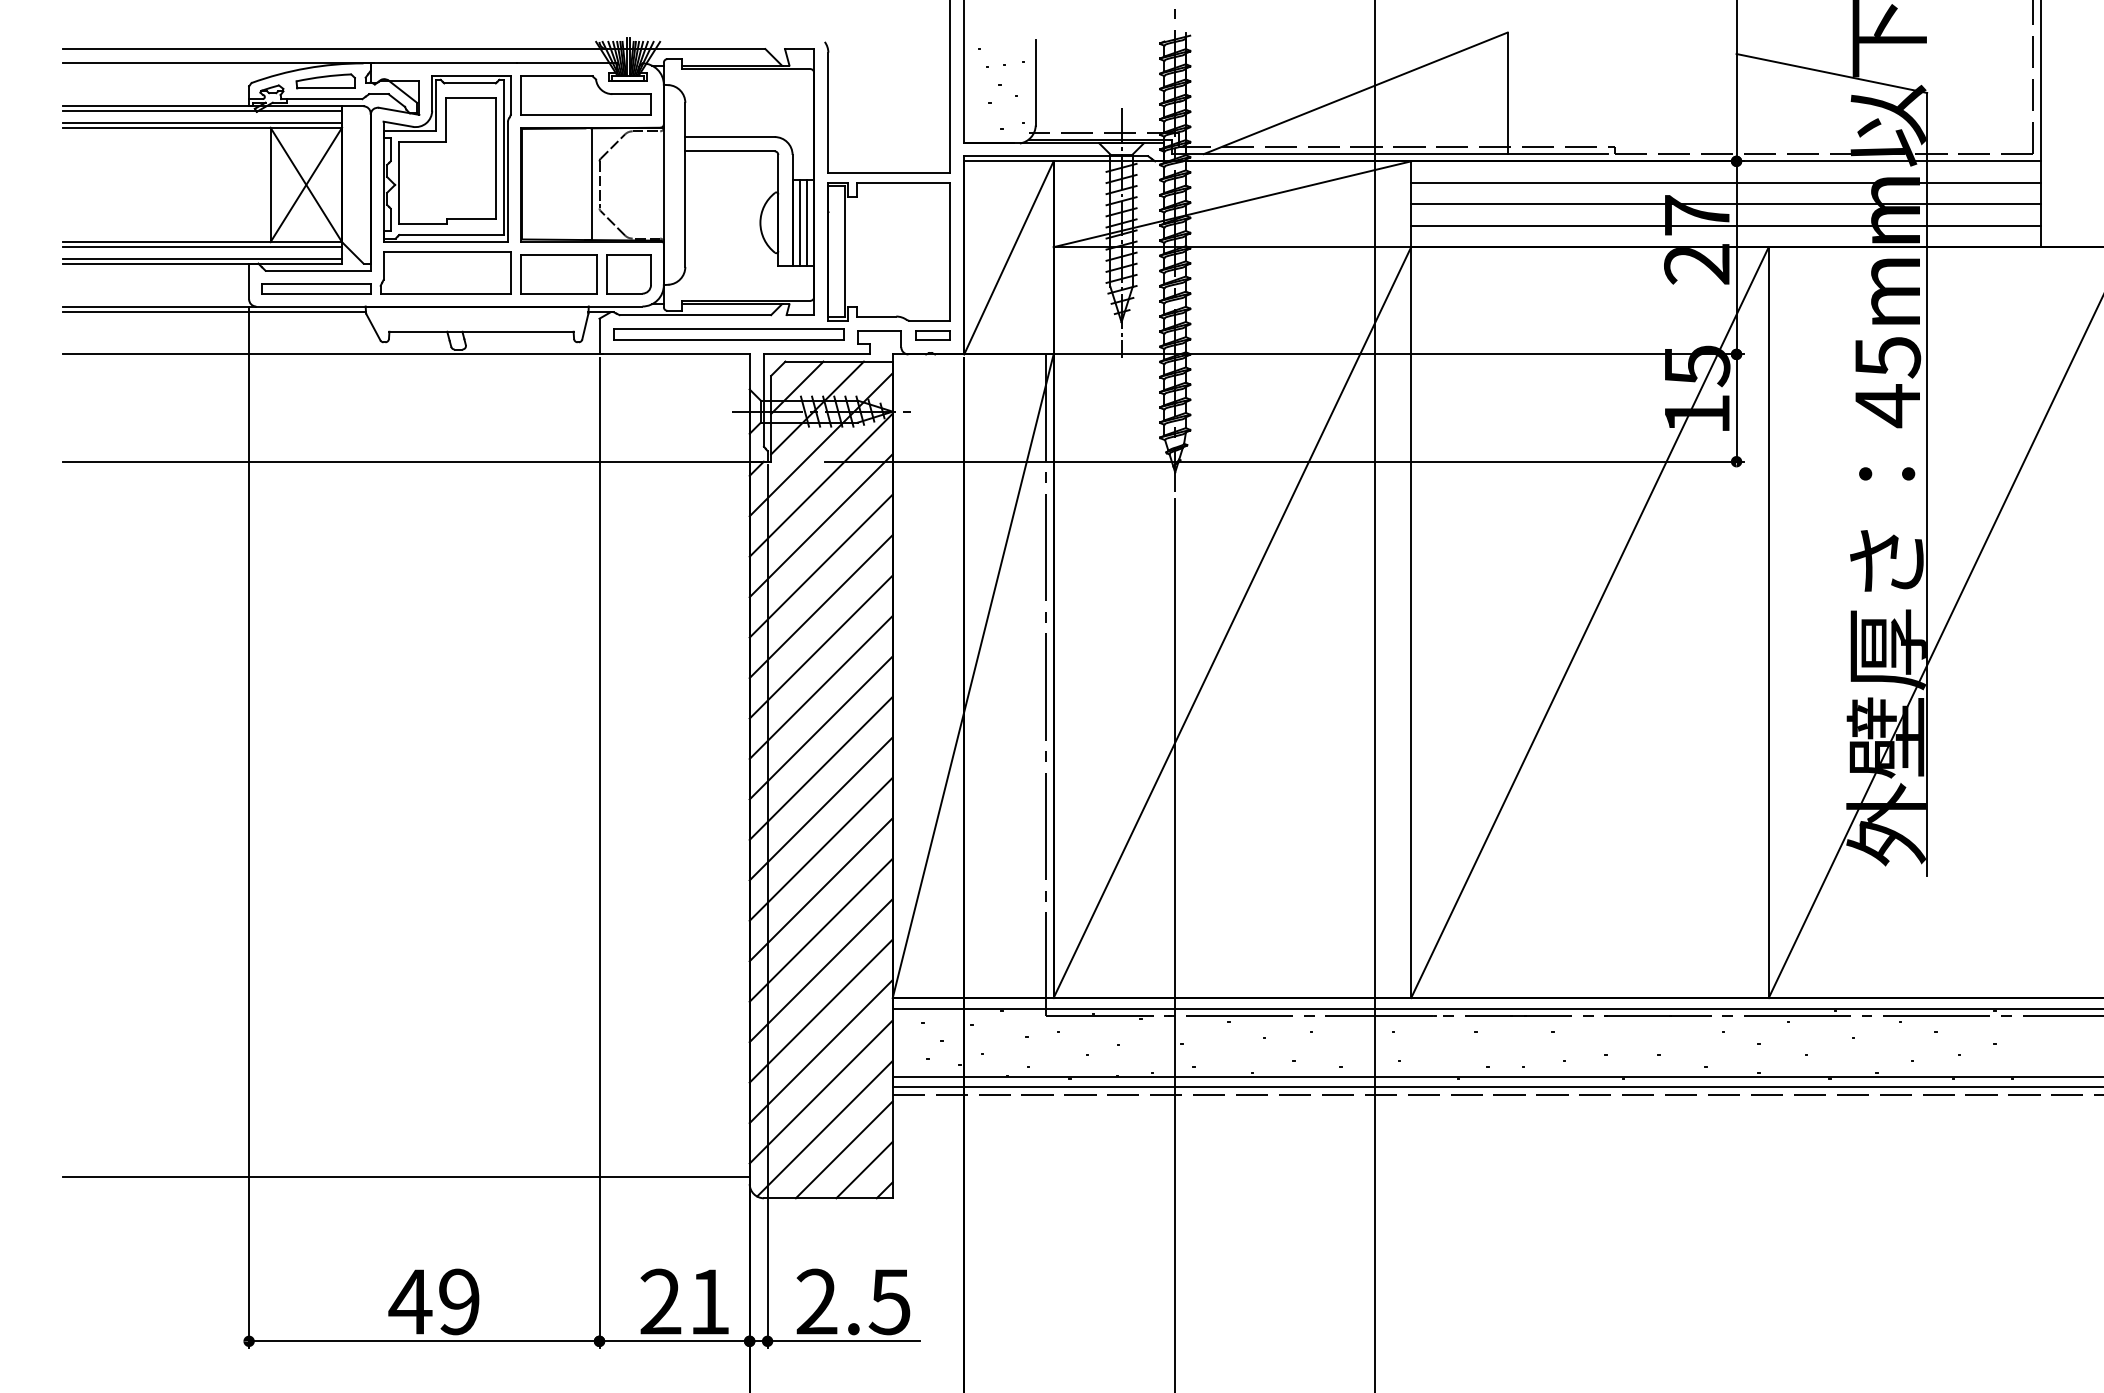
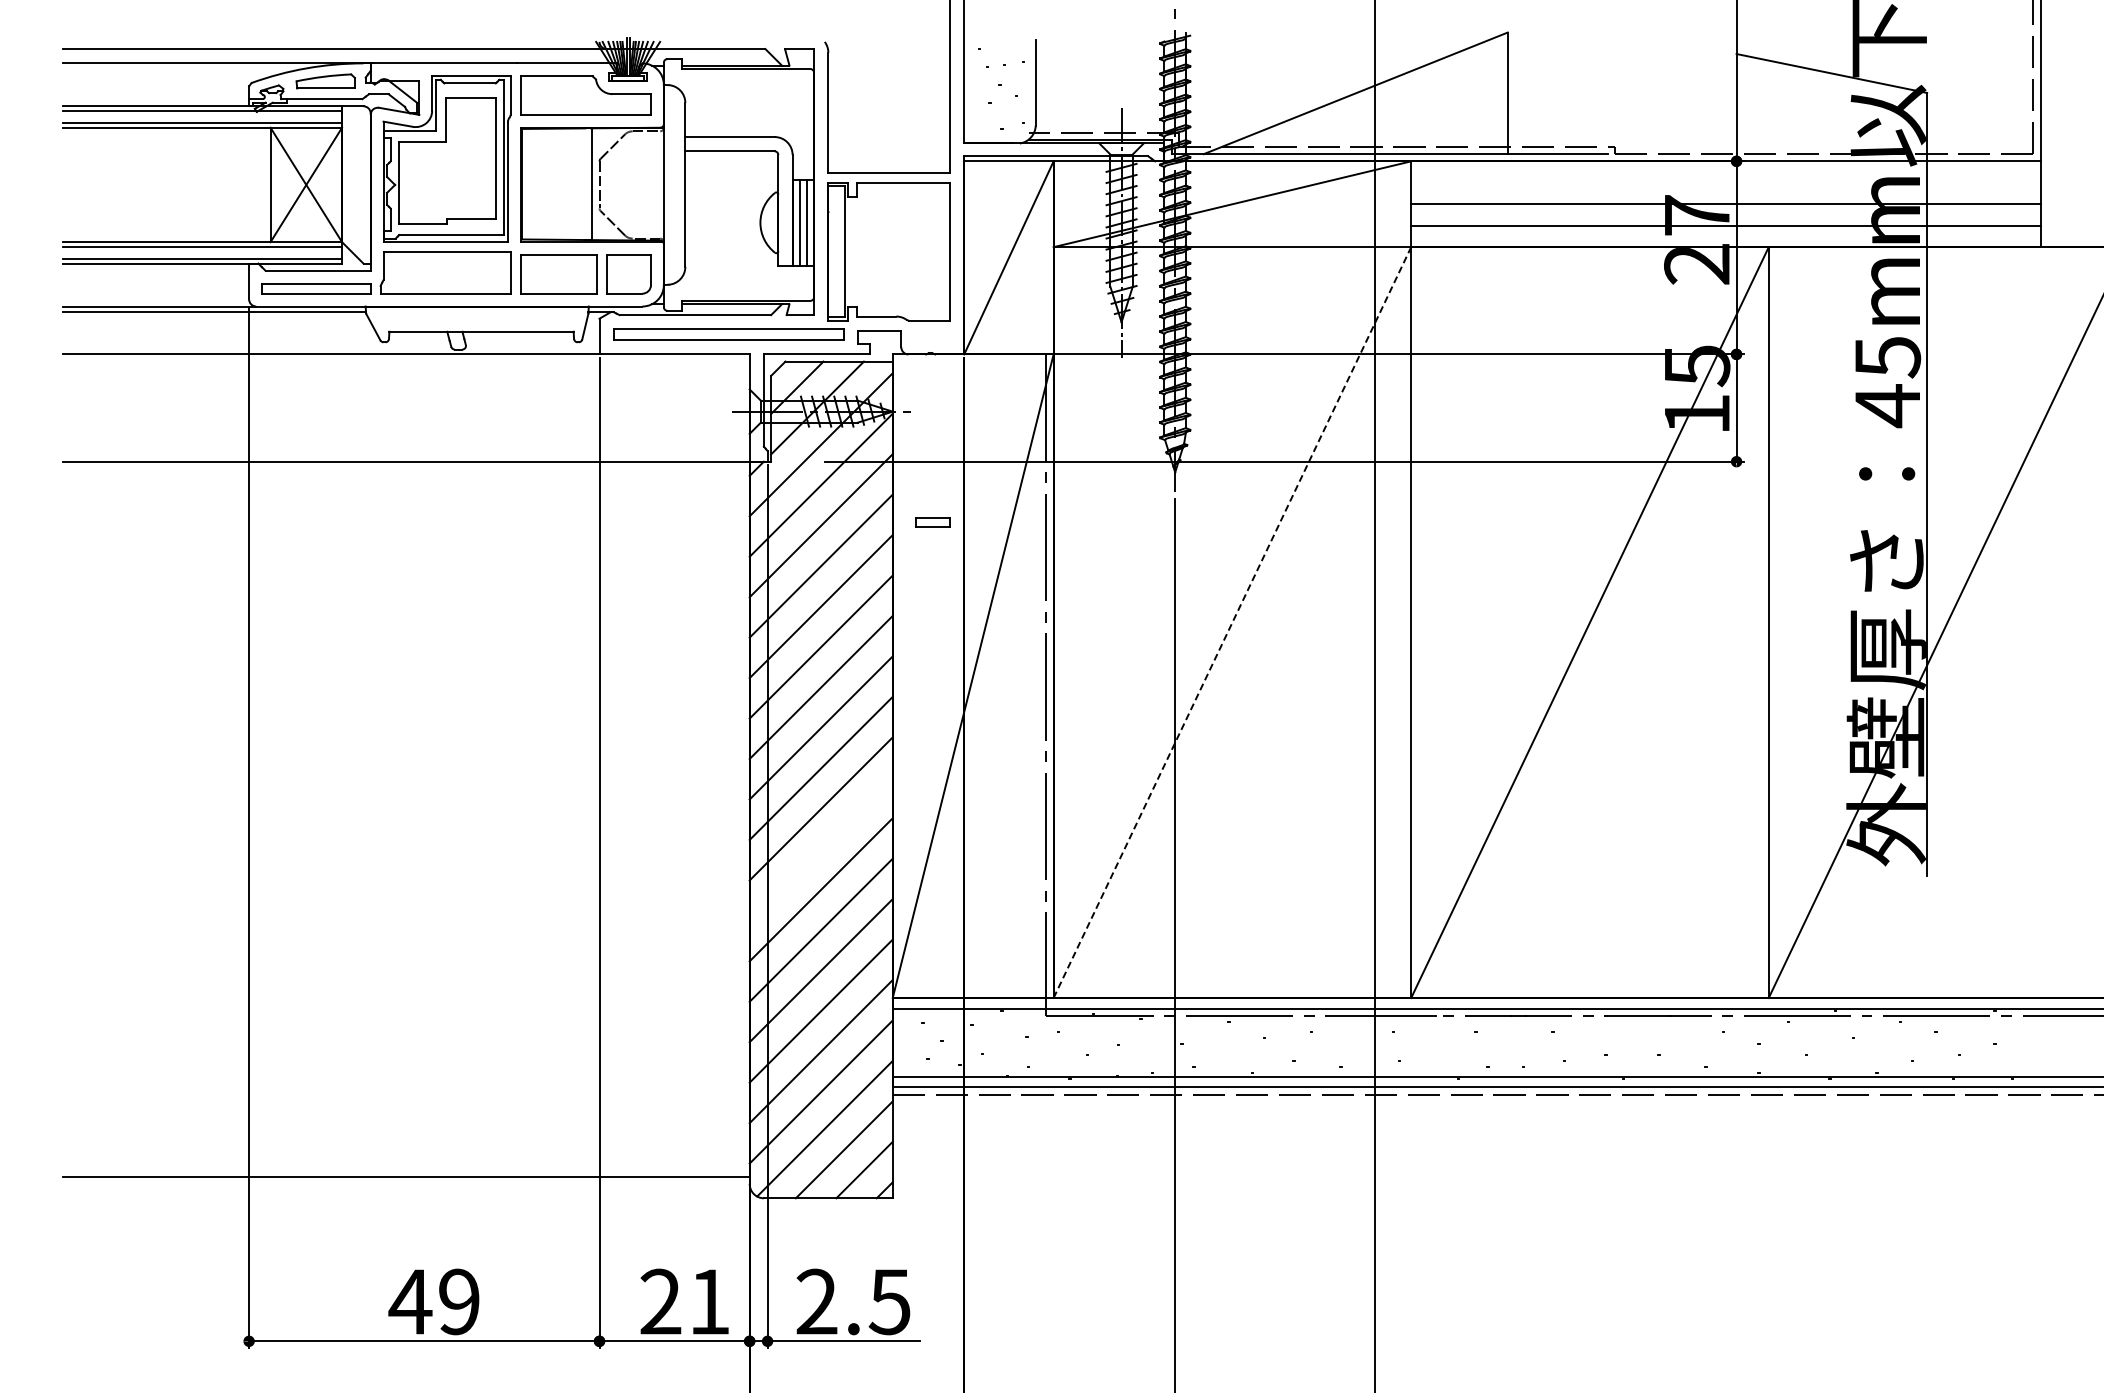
line: present -> none (1725, 182)
part position: (932, 335) -> (932, 522) (932, 522)
line: solid -> dashed (1232, 622)
line: present -> none (820, 848)
